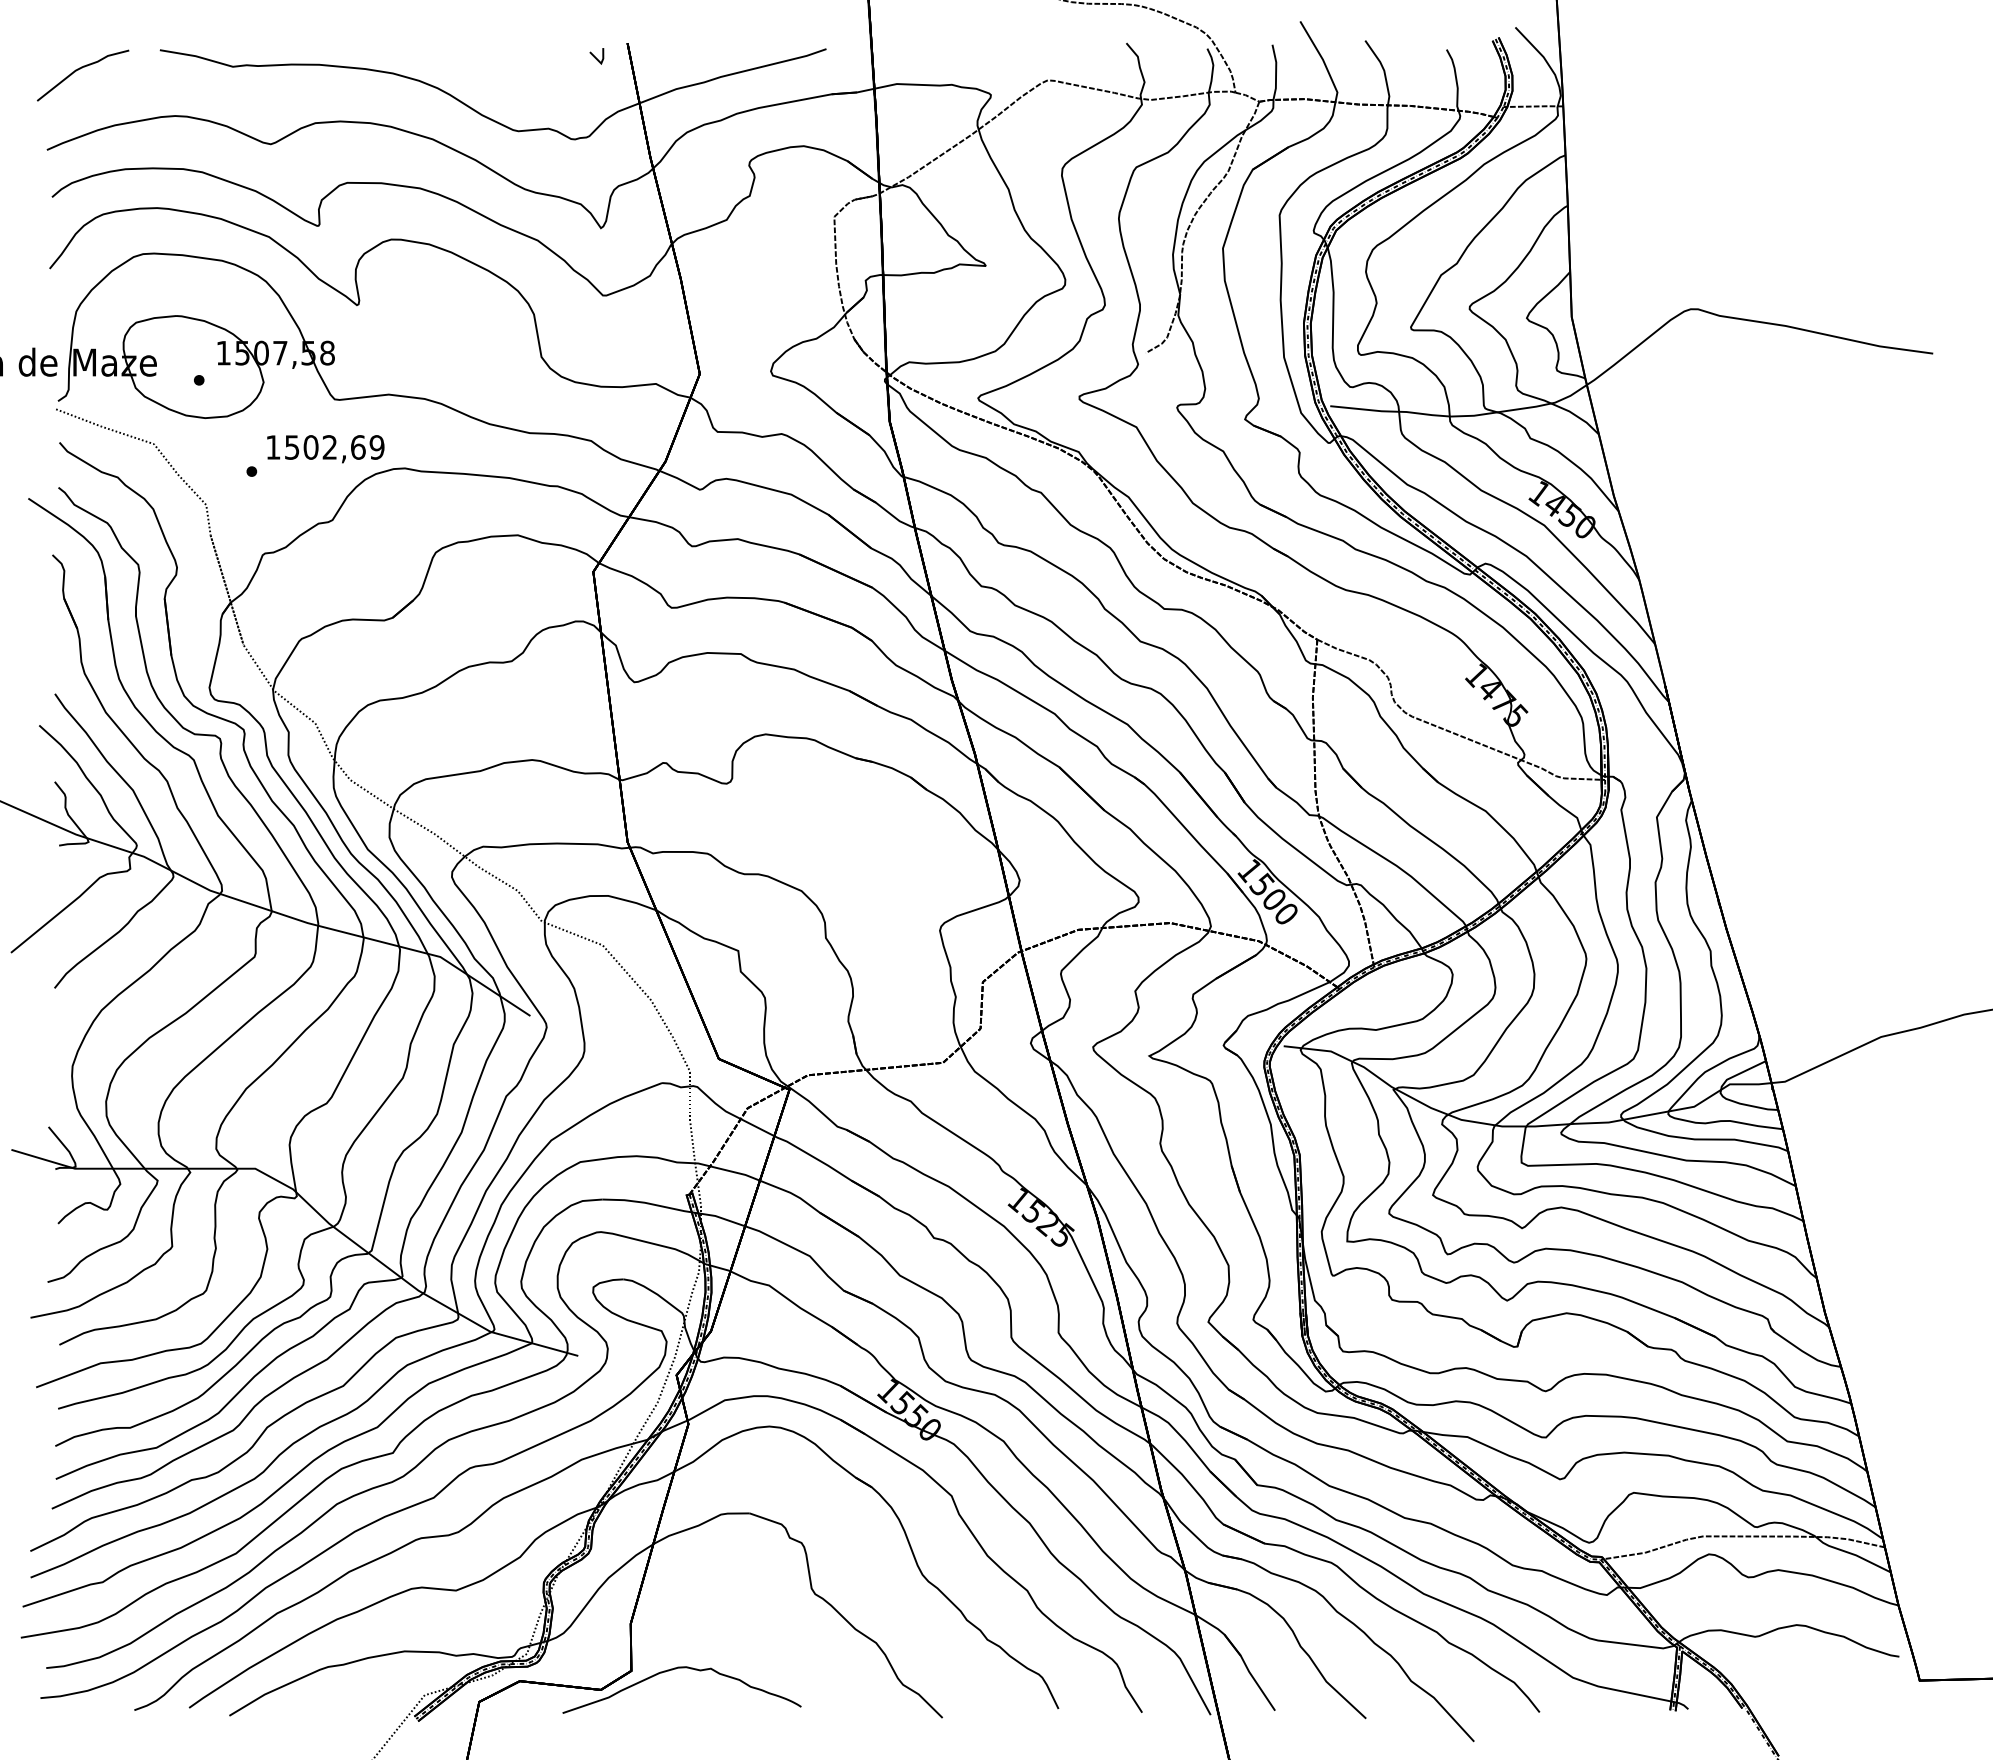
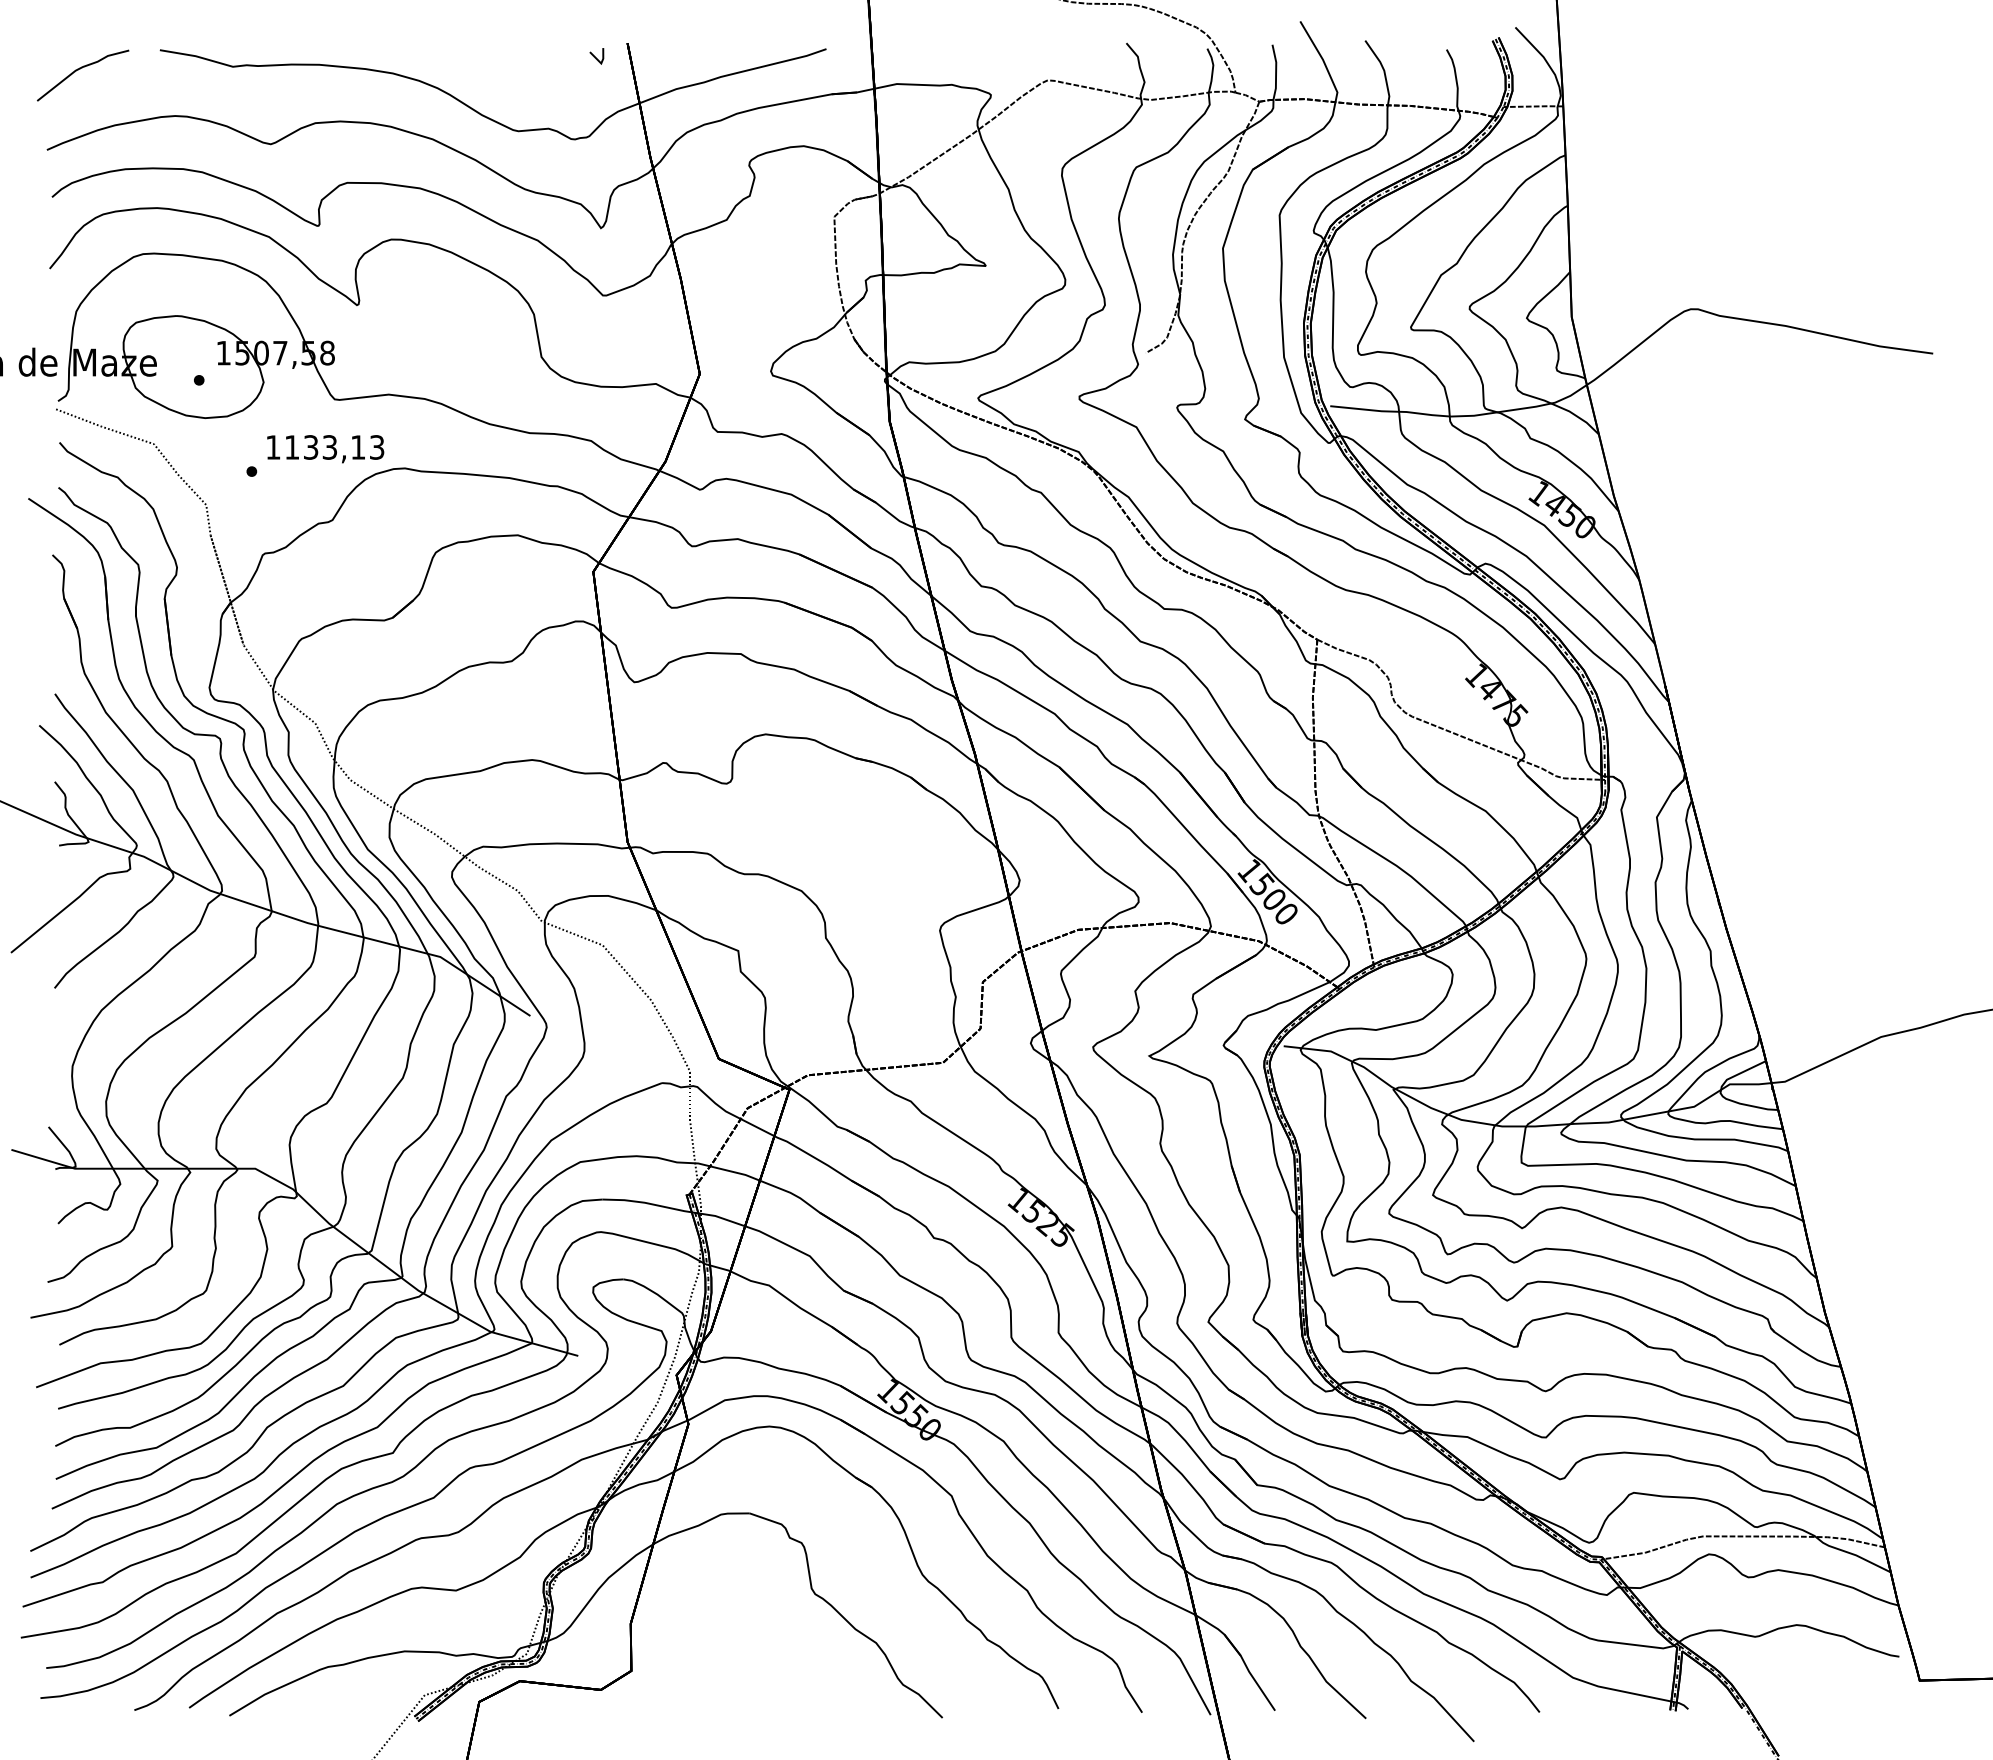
text: 1502,69 -> 1133,13 (334, 447)
curve: present -> none (676, 1669)
